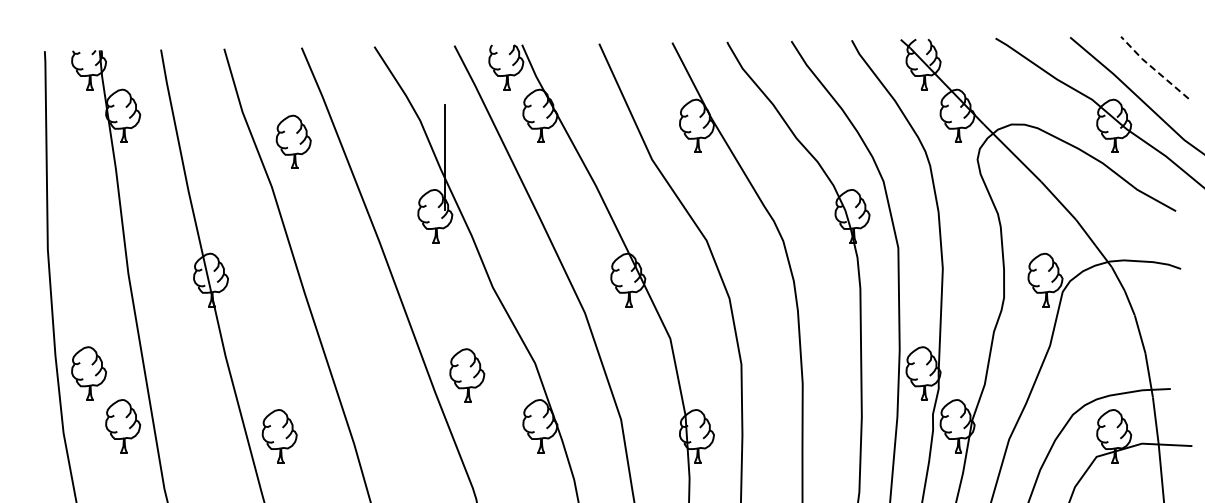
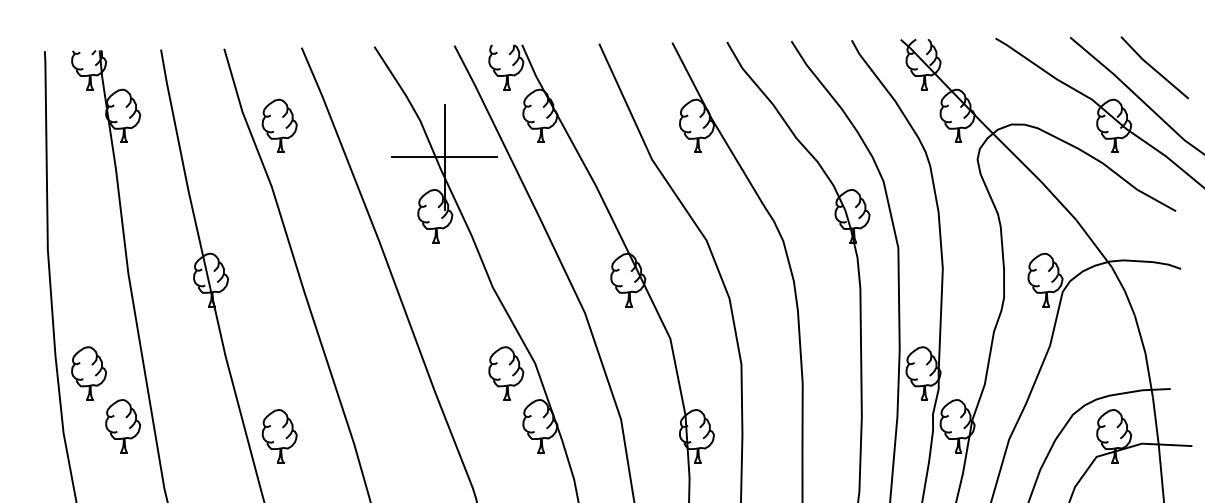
line: dashed -> solid (1153, 68)
part position: (293, 141) -> (279, 125) (279, 125)
line: none -> present (444, 157)
part position: (467, 375) -> (506, 373) (506, 373)
